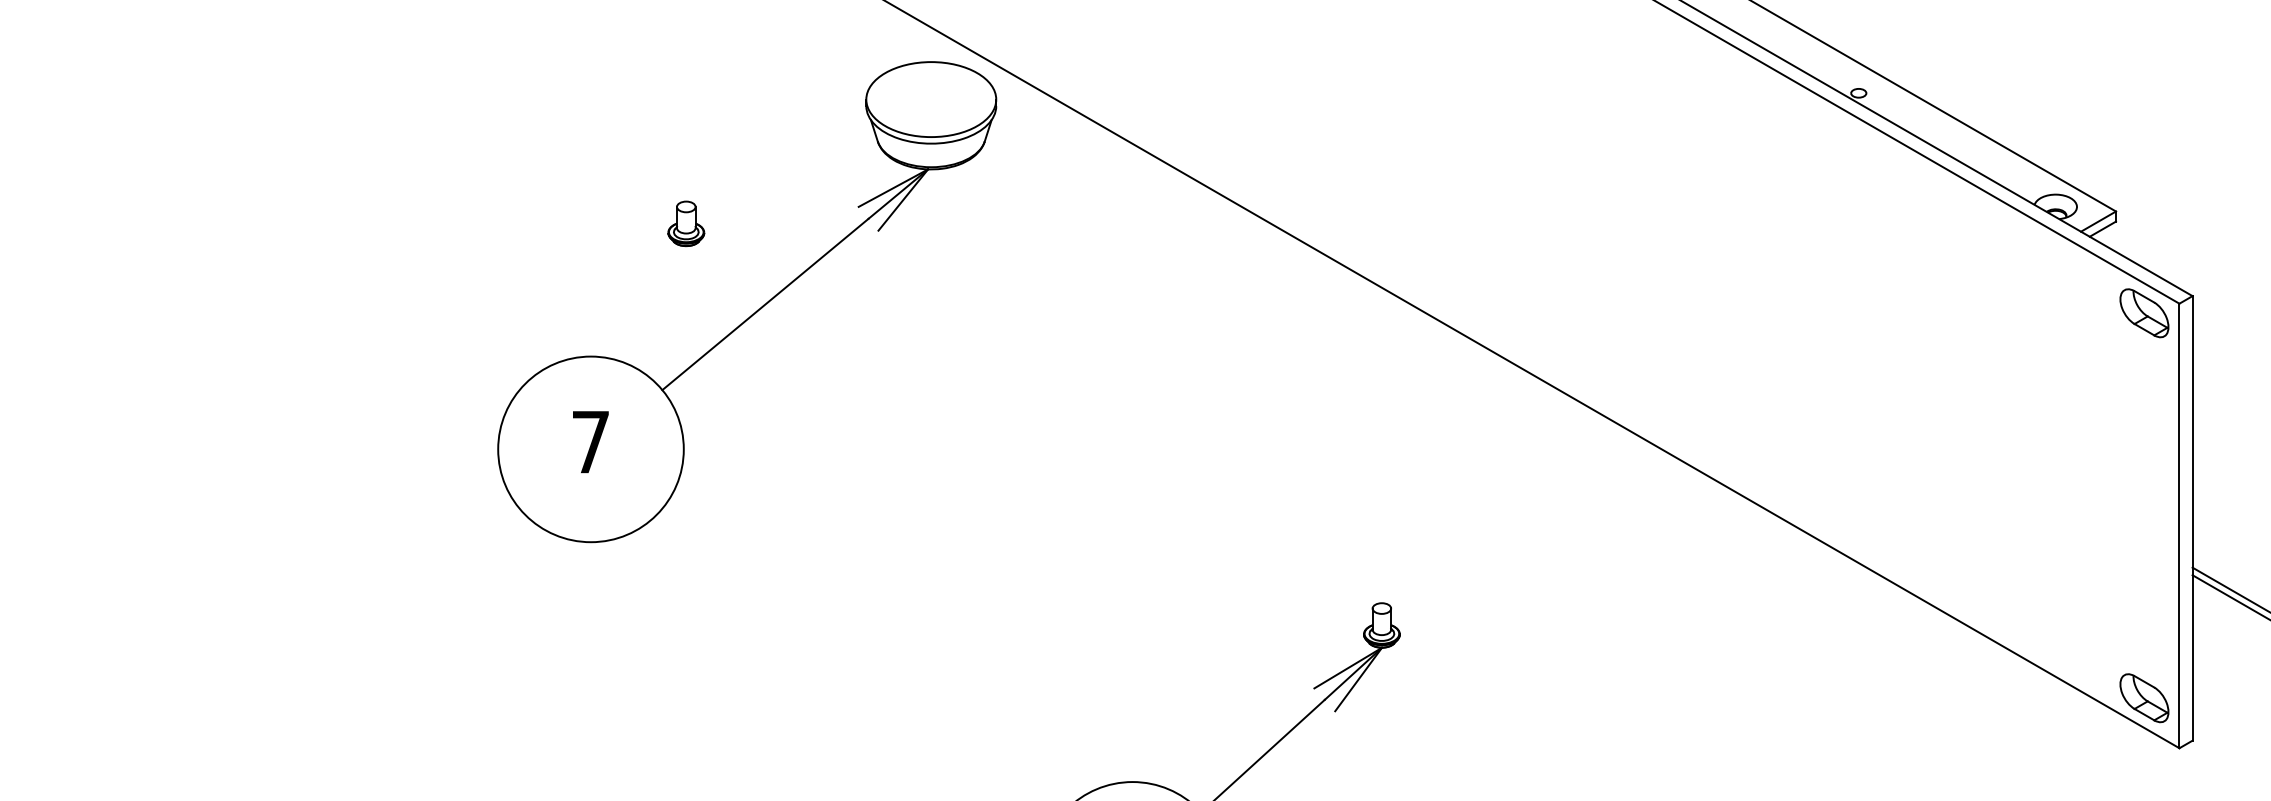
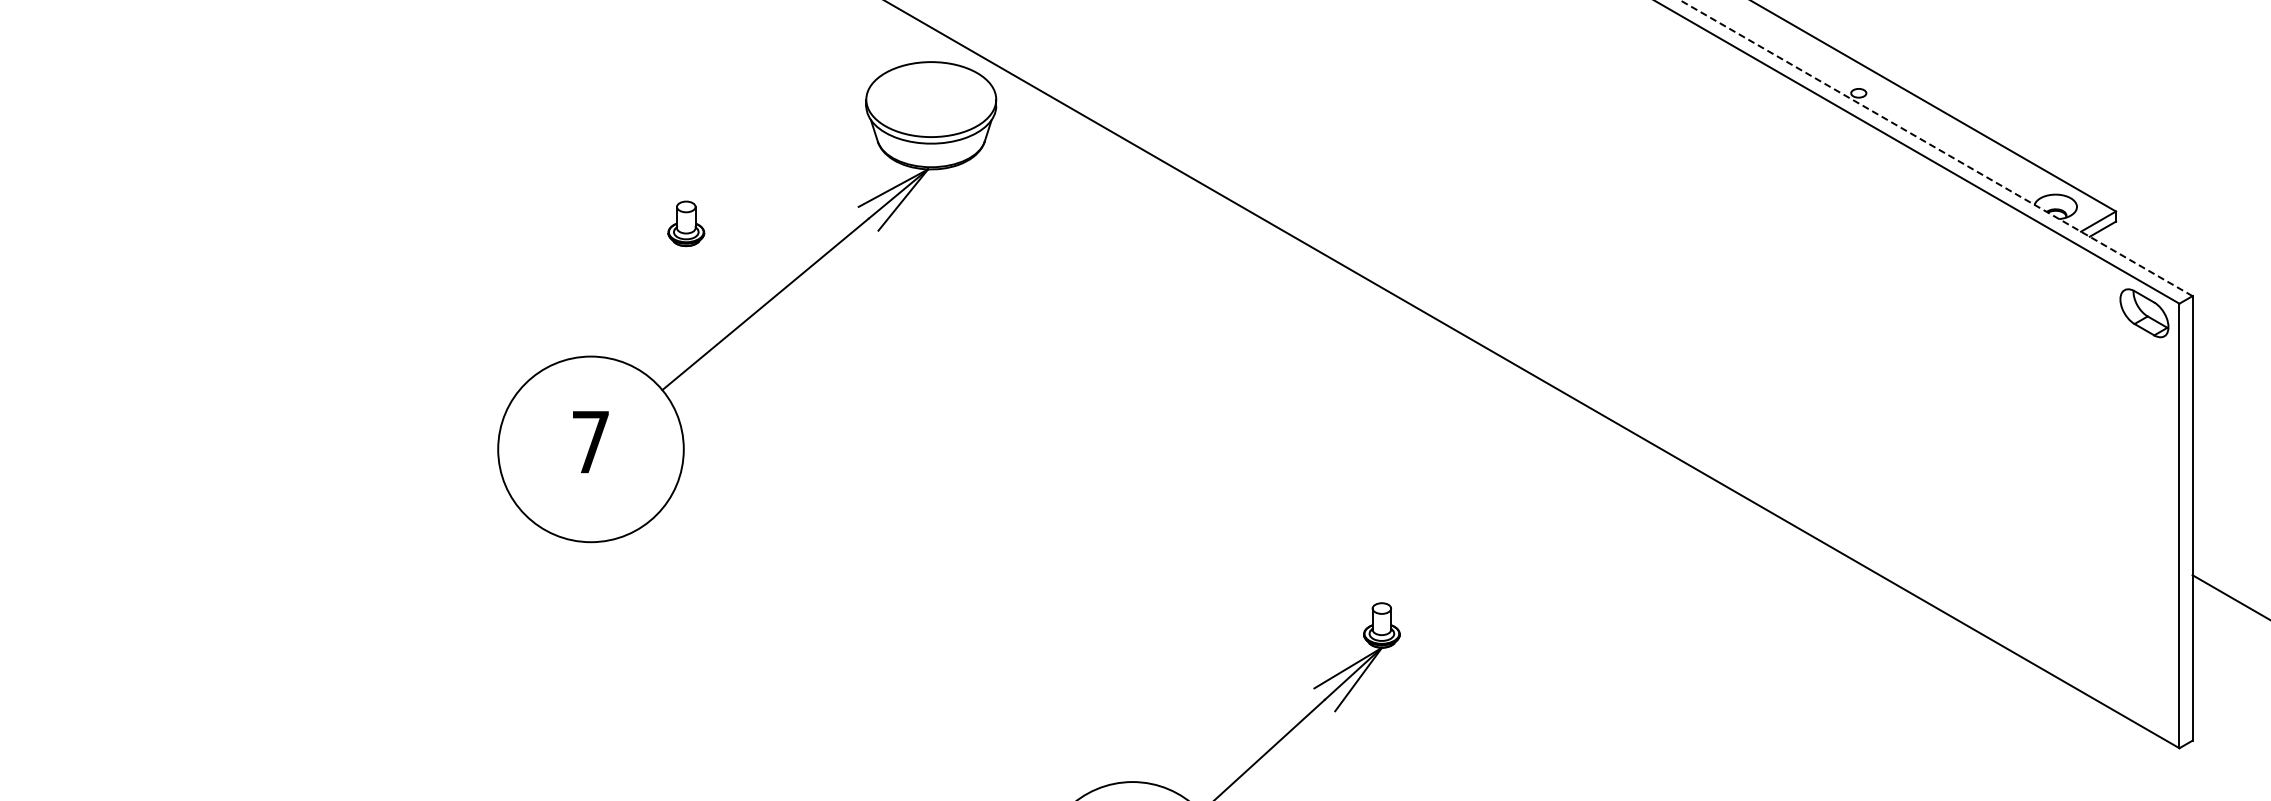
line: solid -> dashed (1936, 148)
line: present -> none (2229, 588)
part: present -> none (2144, 698)
